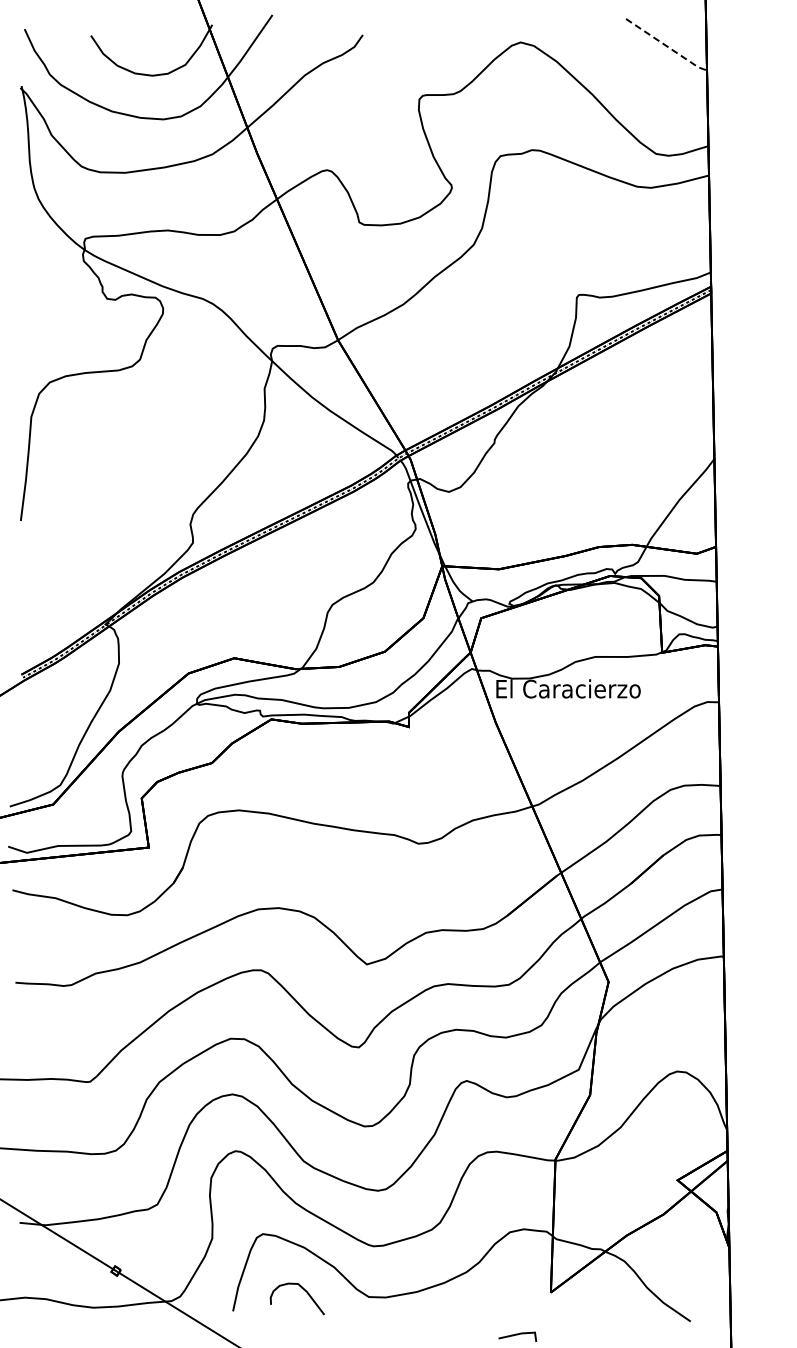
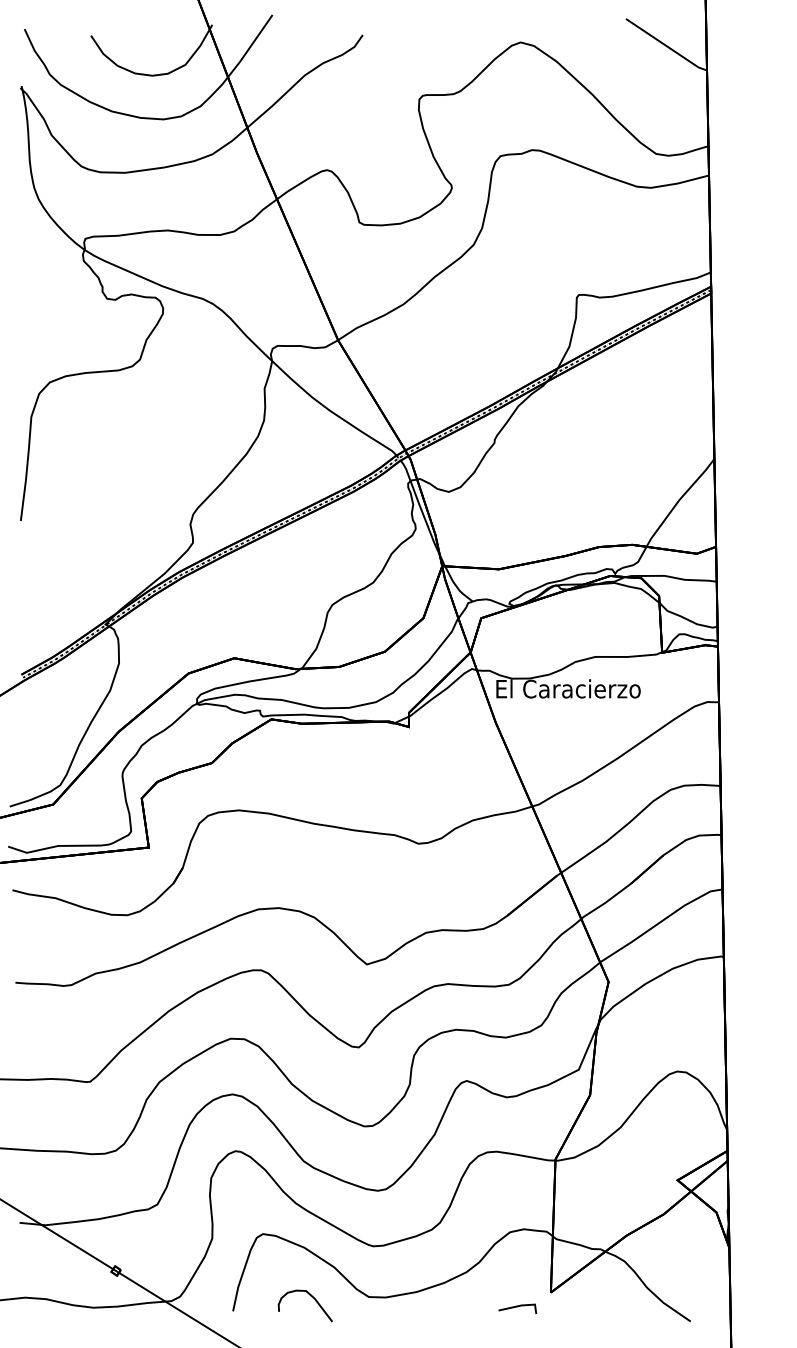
line: dashed -> solid (667, 46)
curve position: (303, 1290) -> (311, 1297) (311, 1297)
line position: (517, 1335) -> (517, 1307) (517, 1307)
